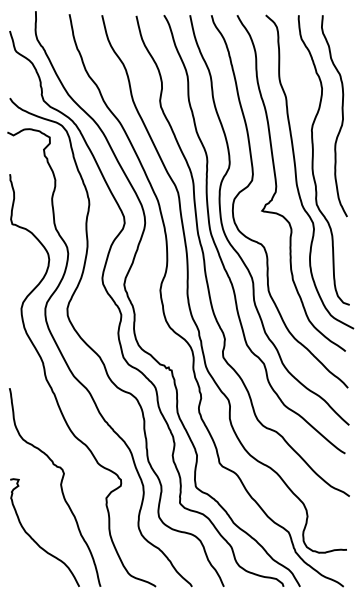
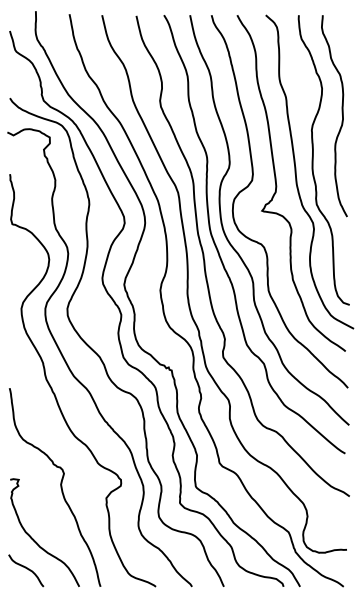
curve: none -> present (26, 569)
